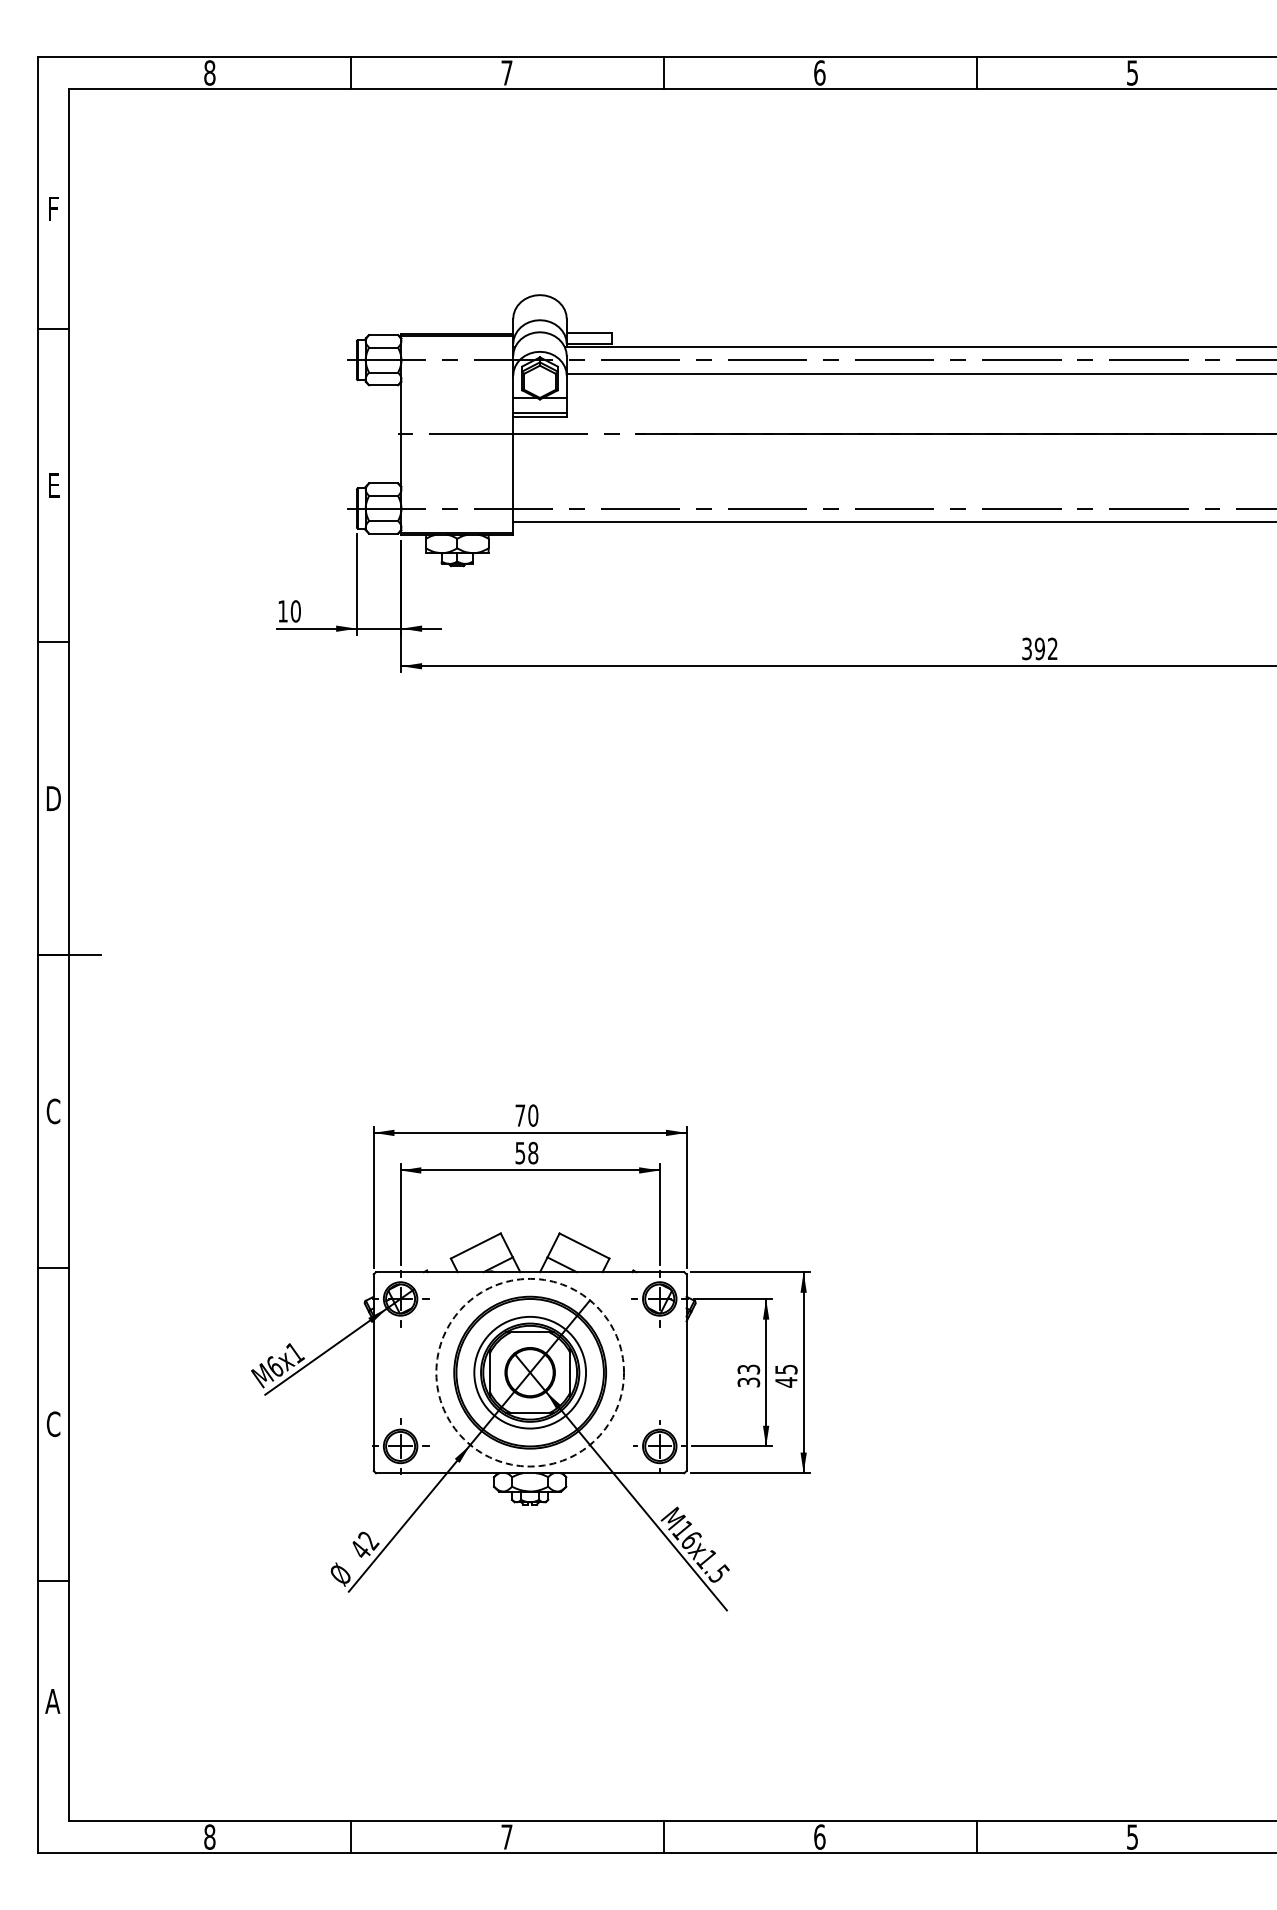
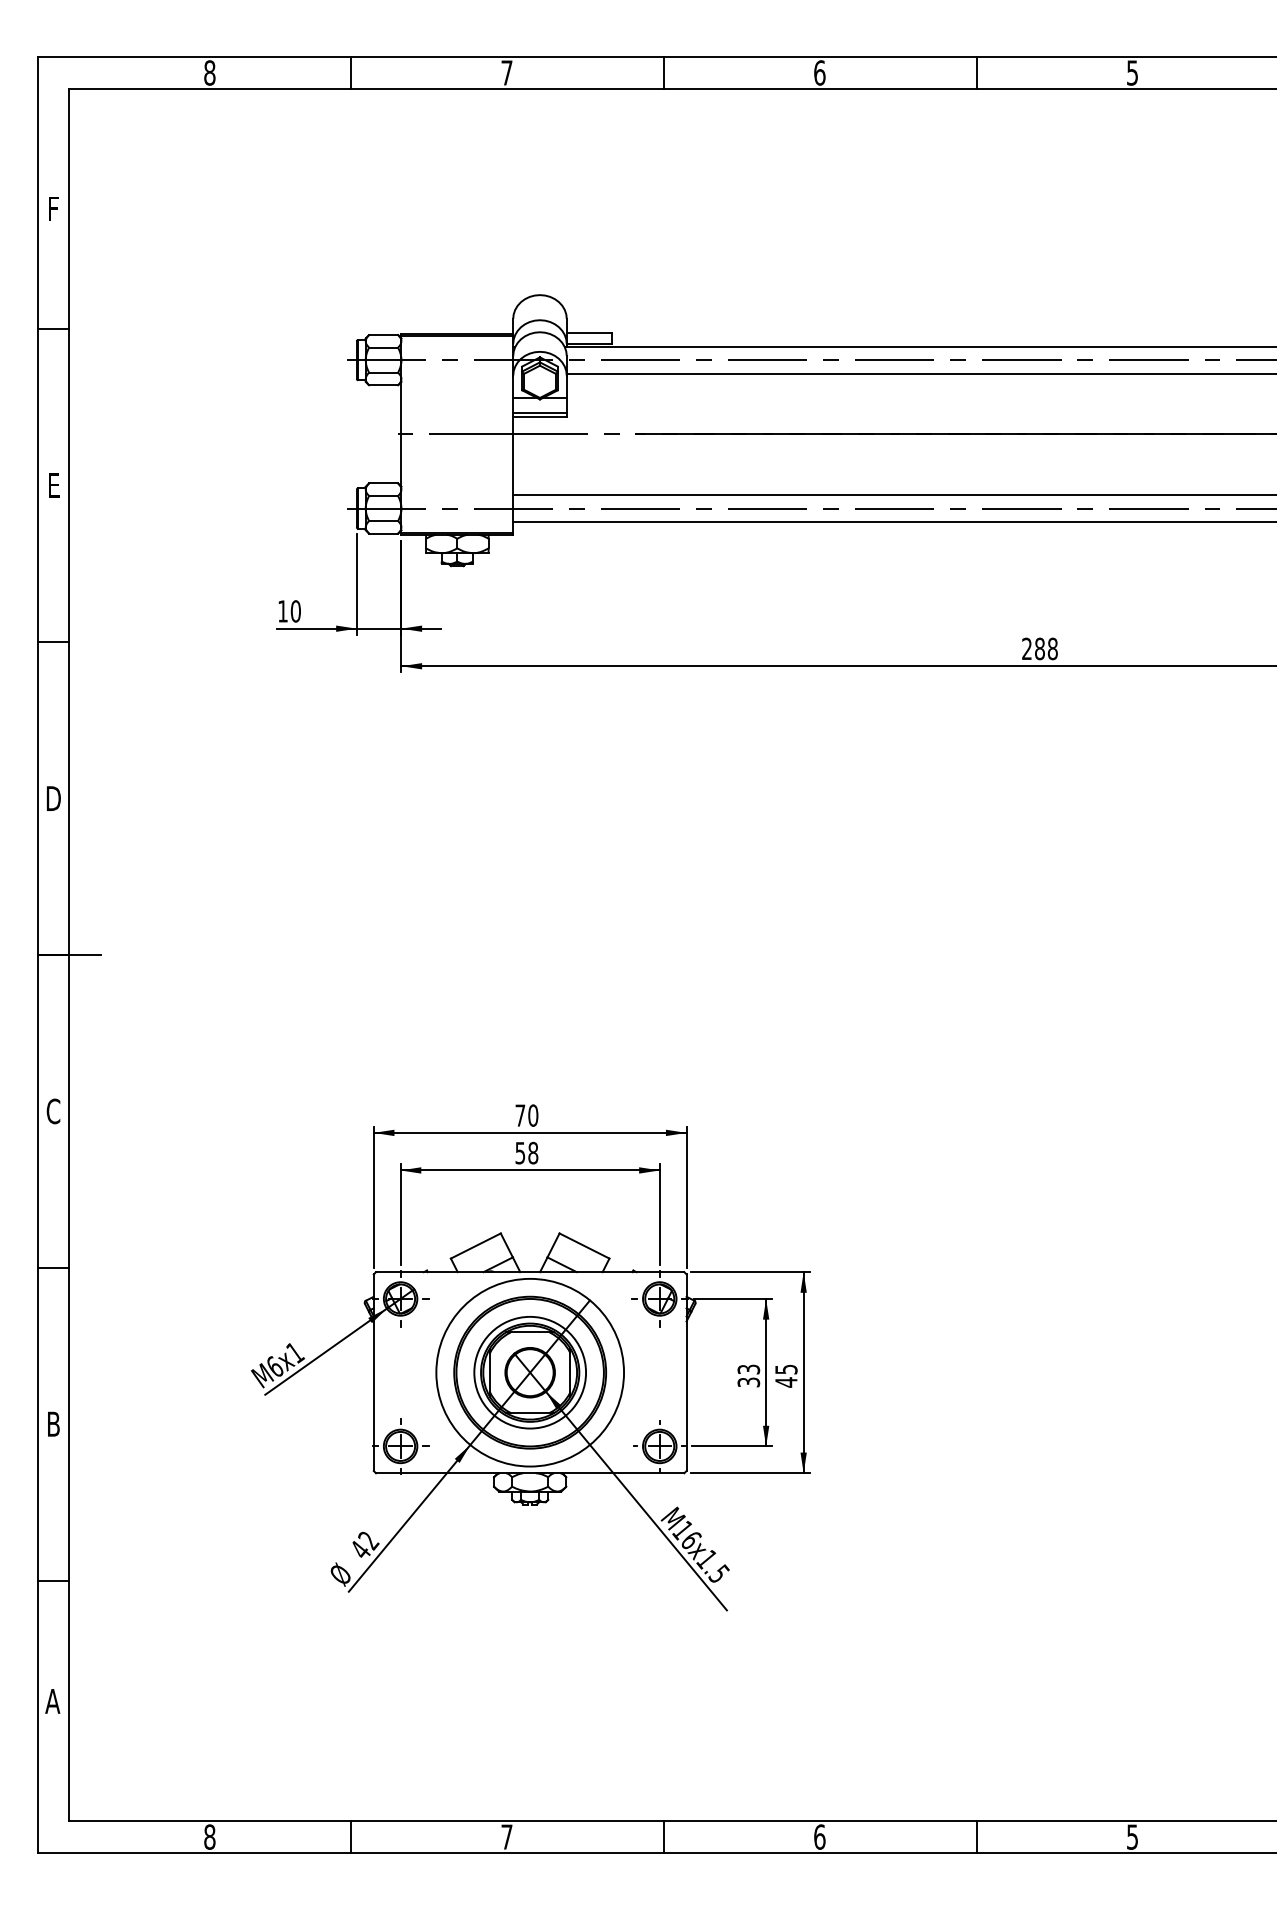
line: none -> present (893, 495)
text: 392 -> 288 (1039, 648)
circle: dashed -> solid (530, 1372)
text: C -> B (53, 1423)
